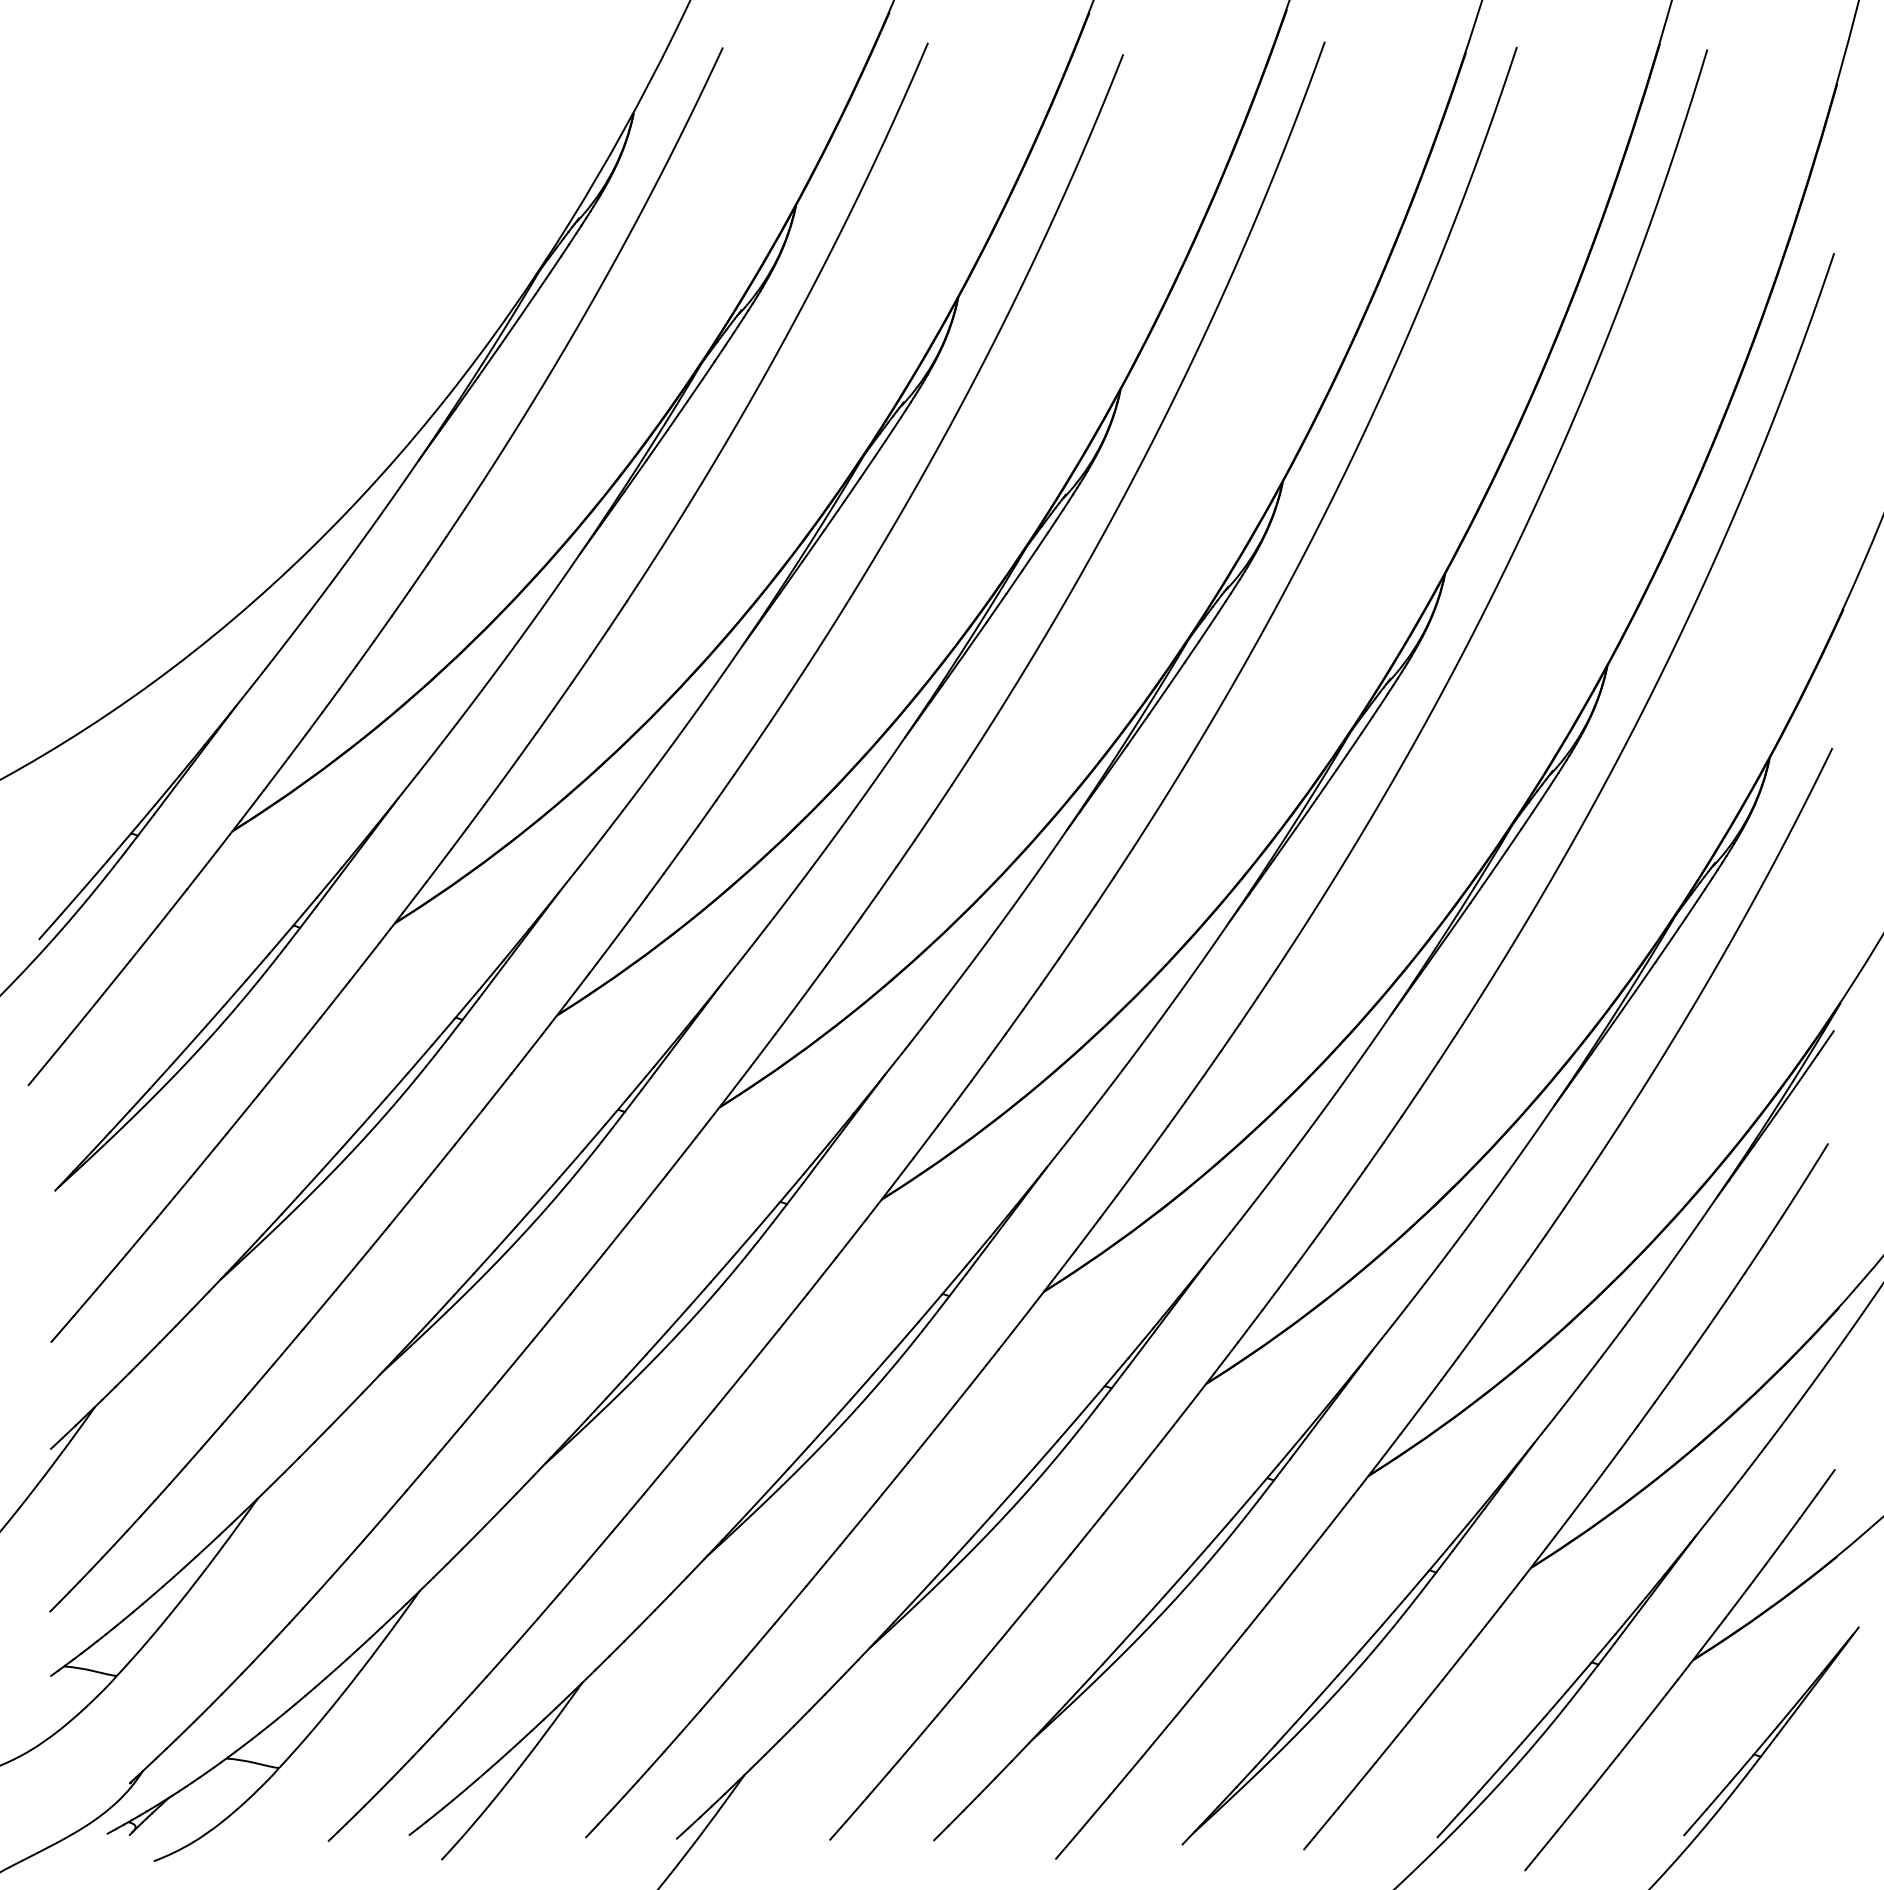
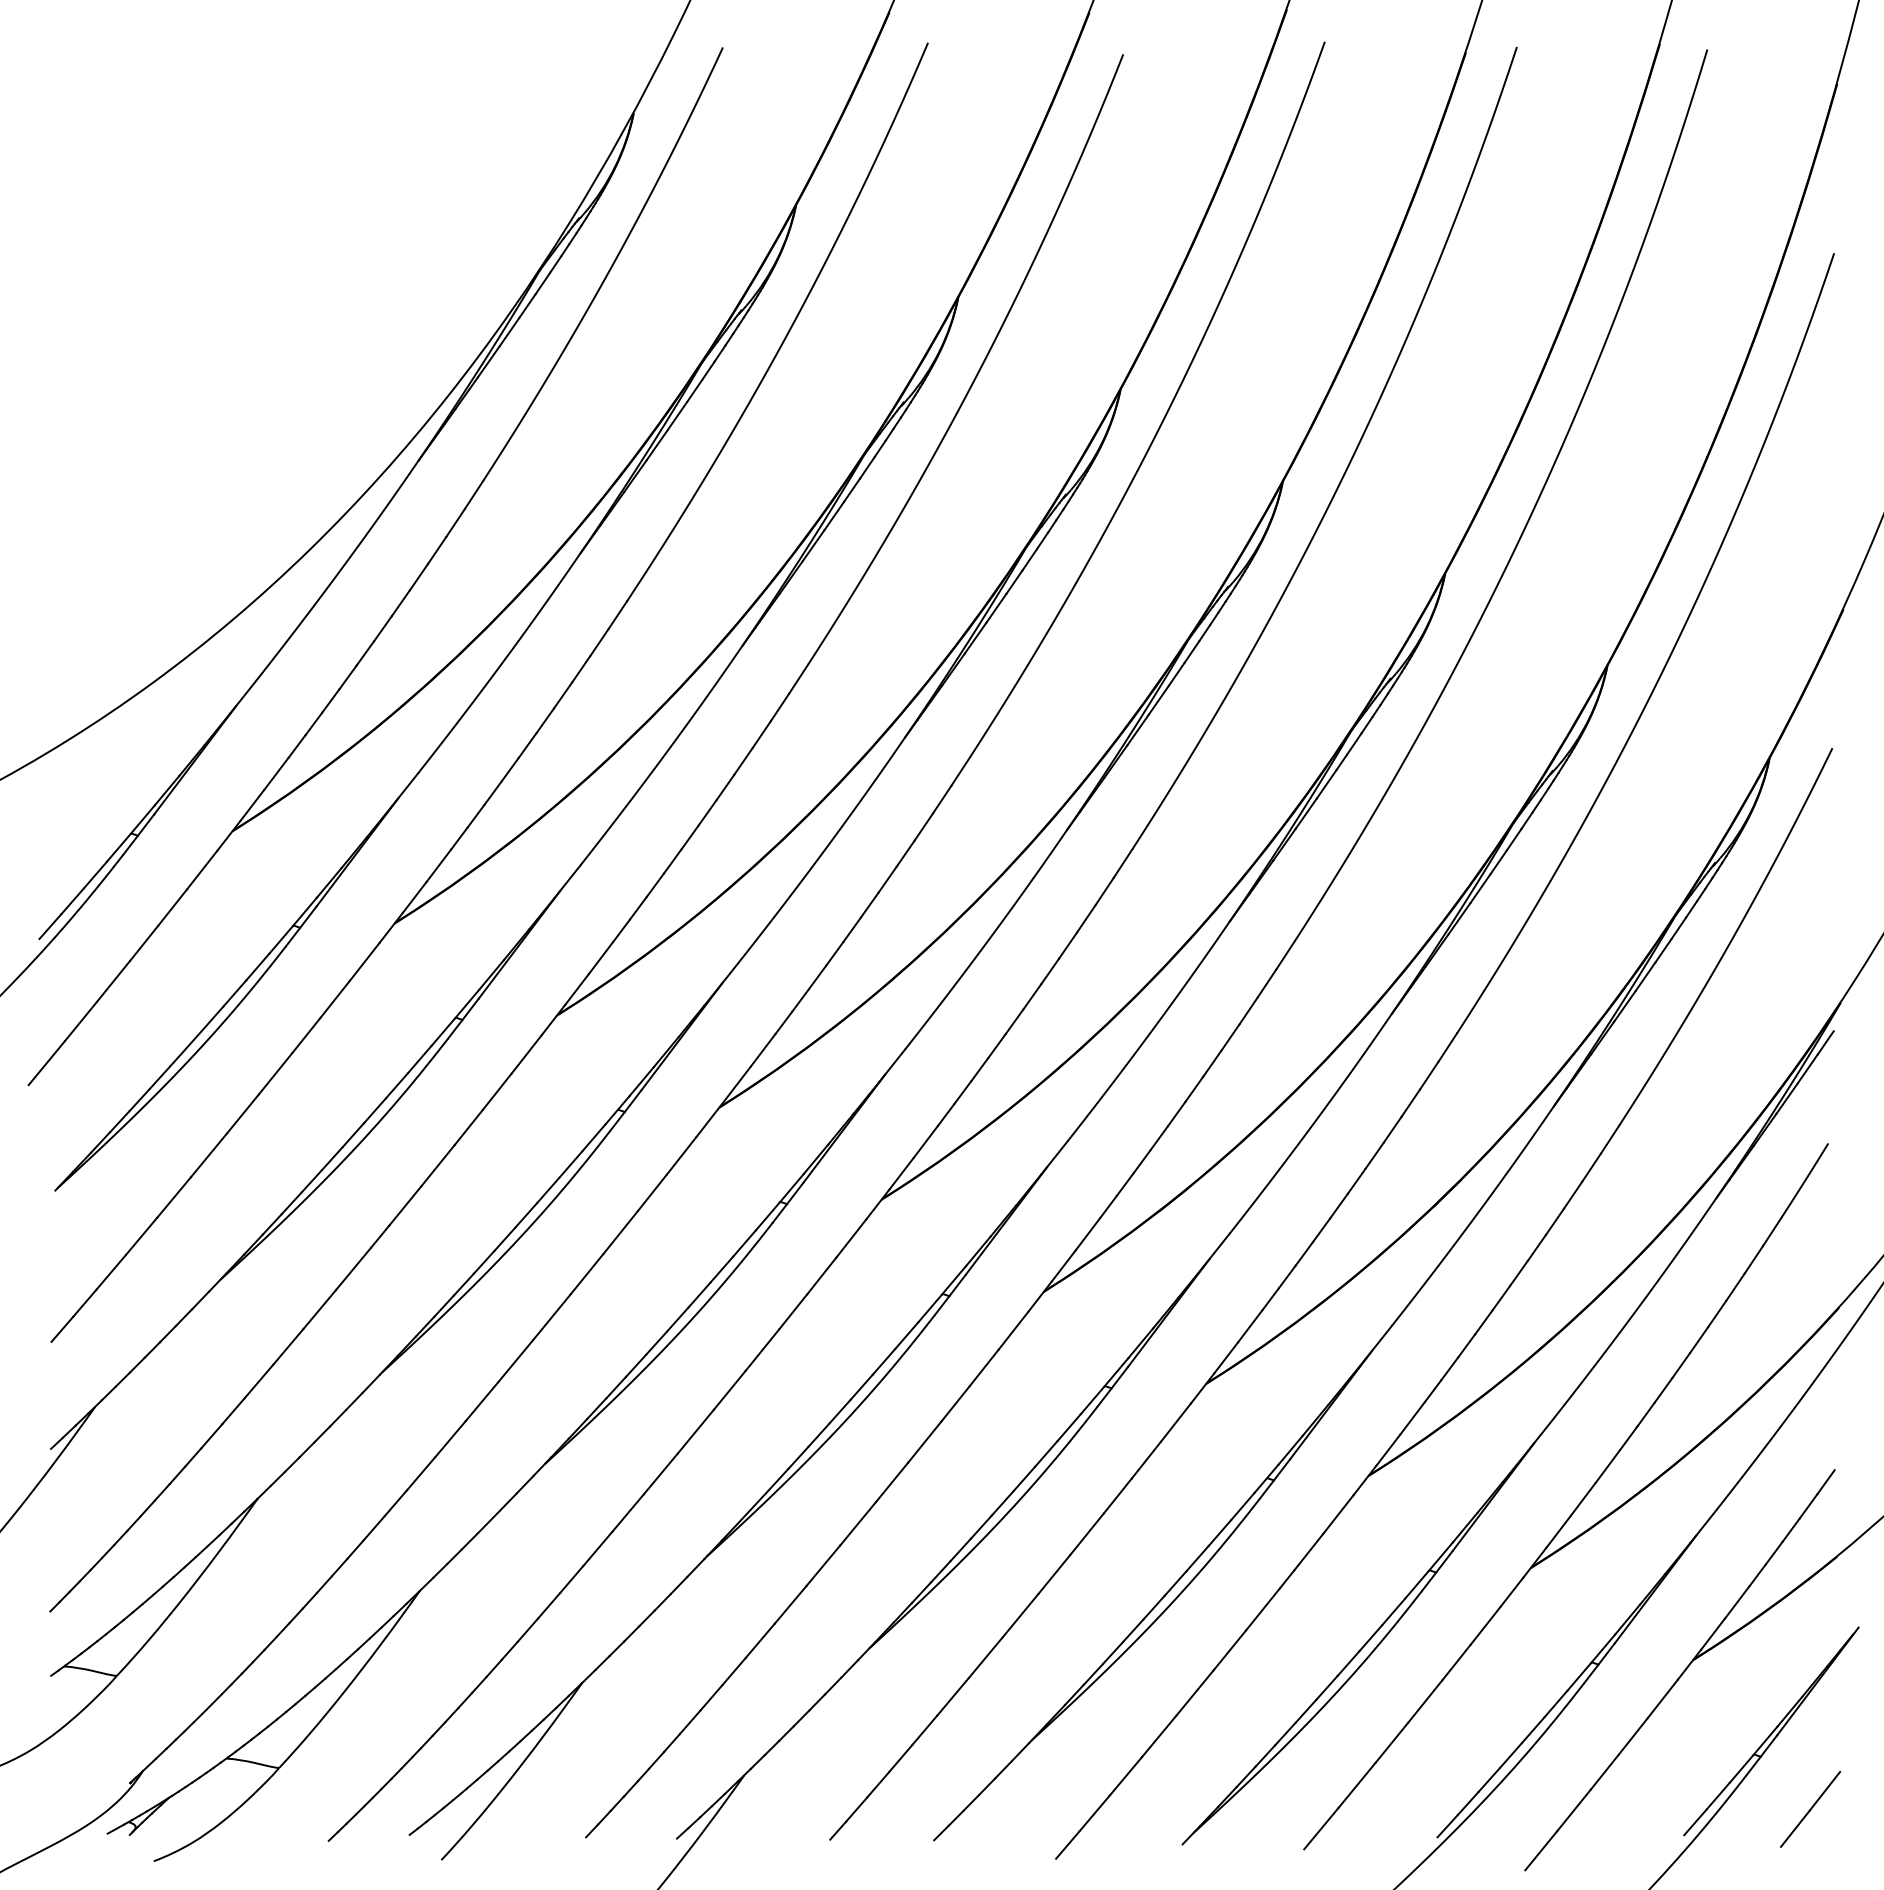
line: none -> present (1810, 1809)
